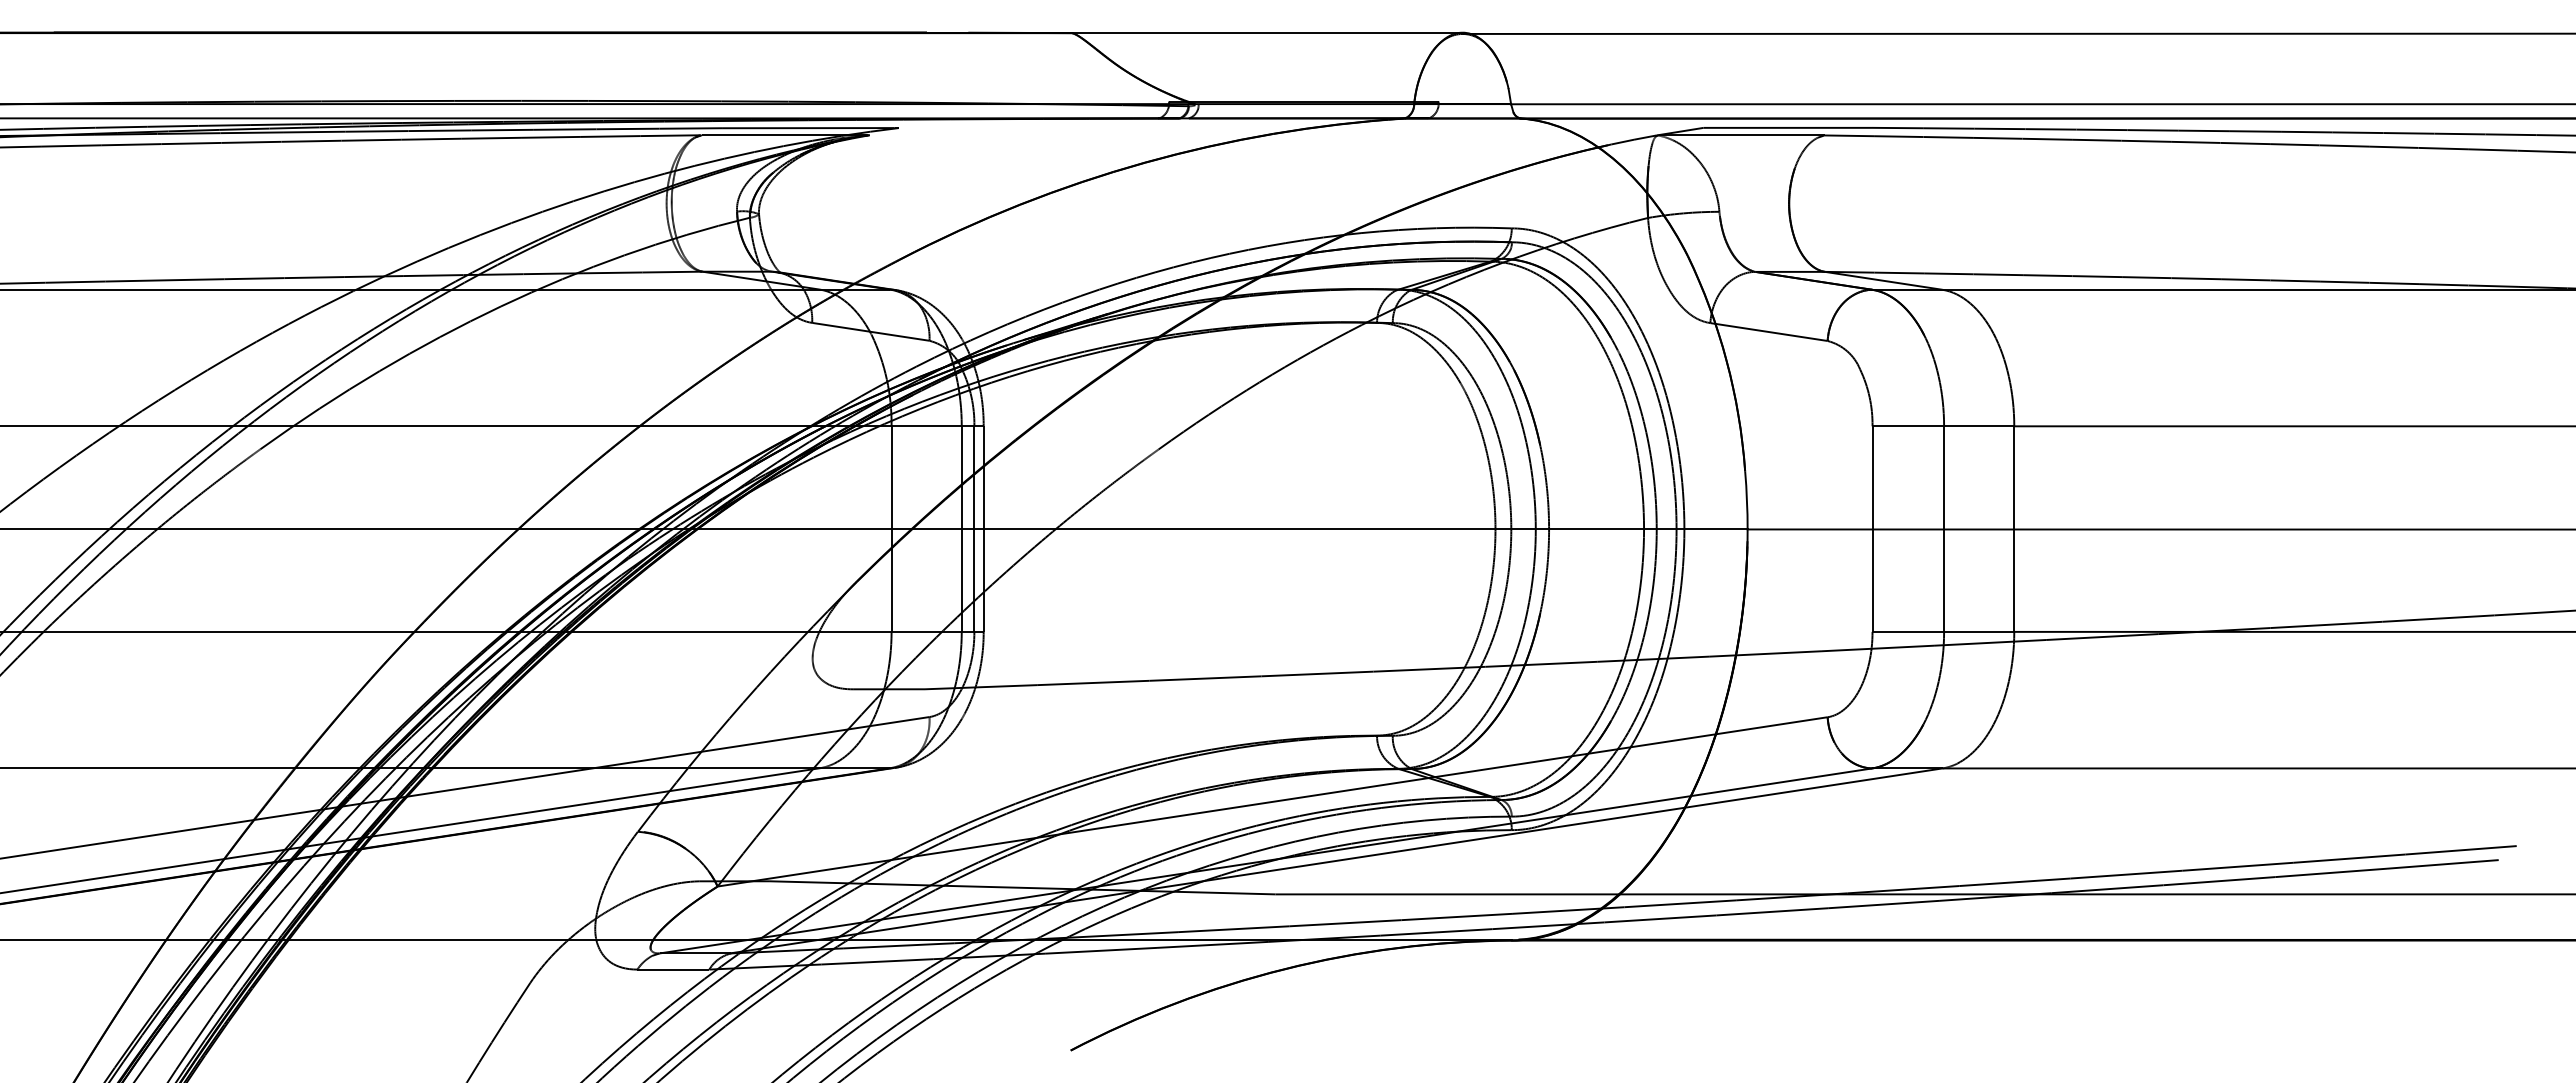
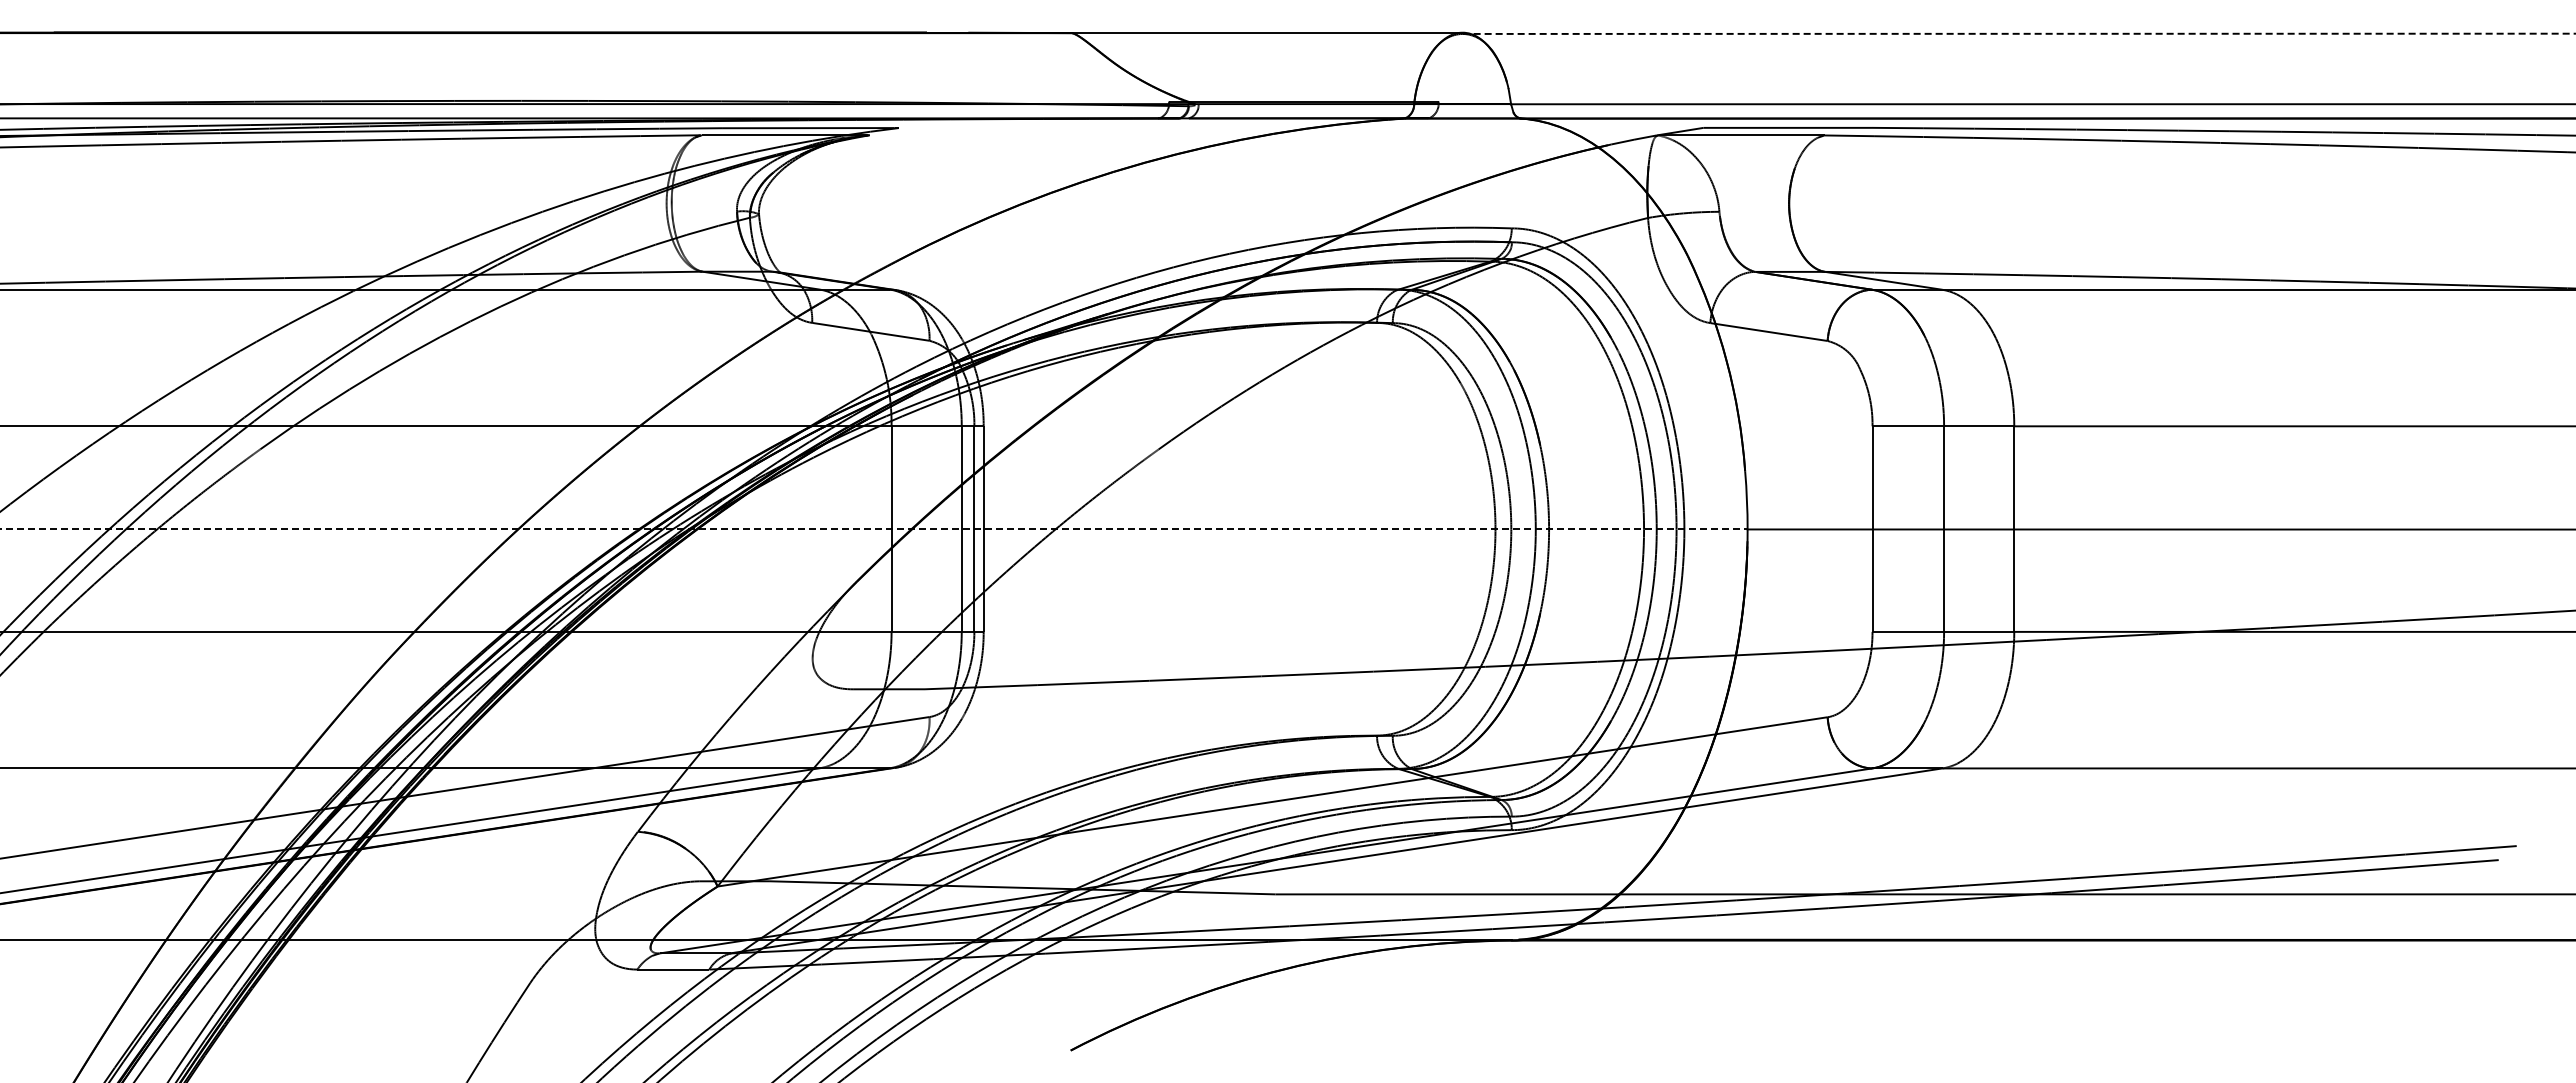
line: solid -> dashed (2019, 33)
line: solid -> dashed (874, 529)
